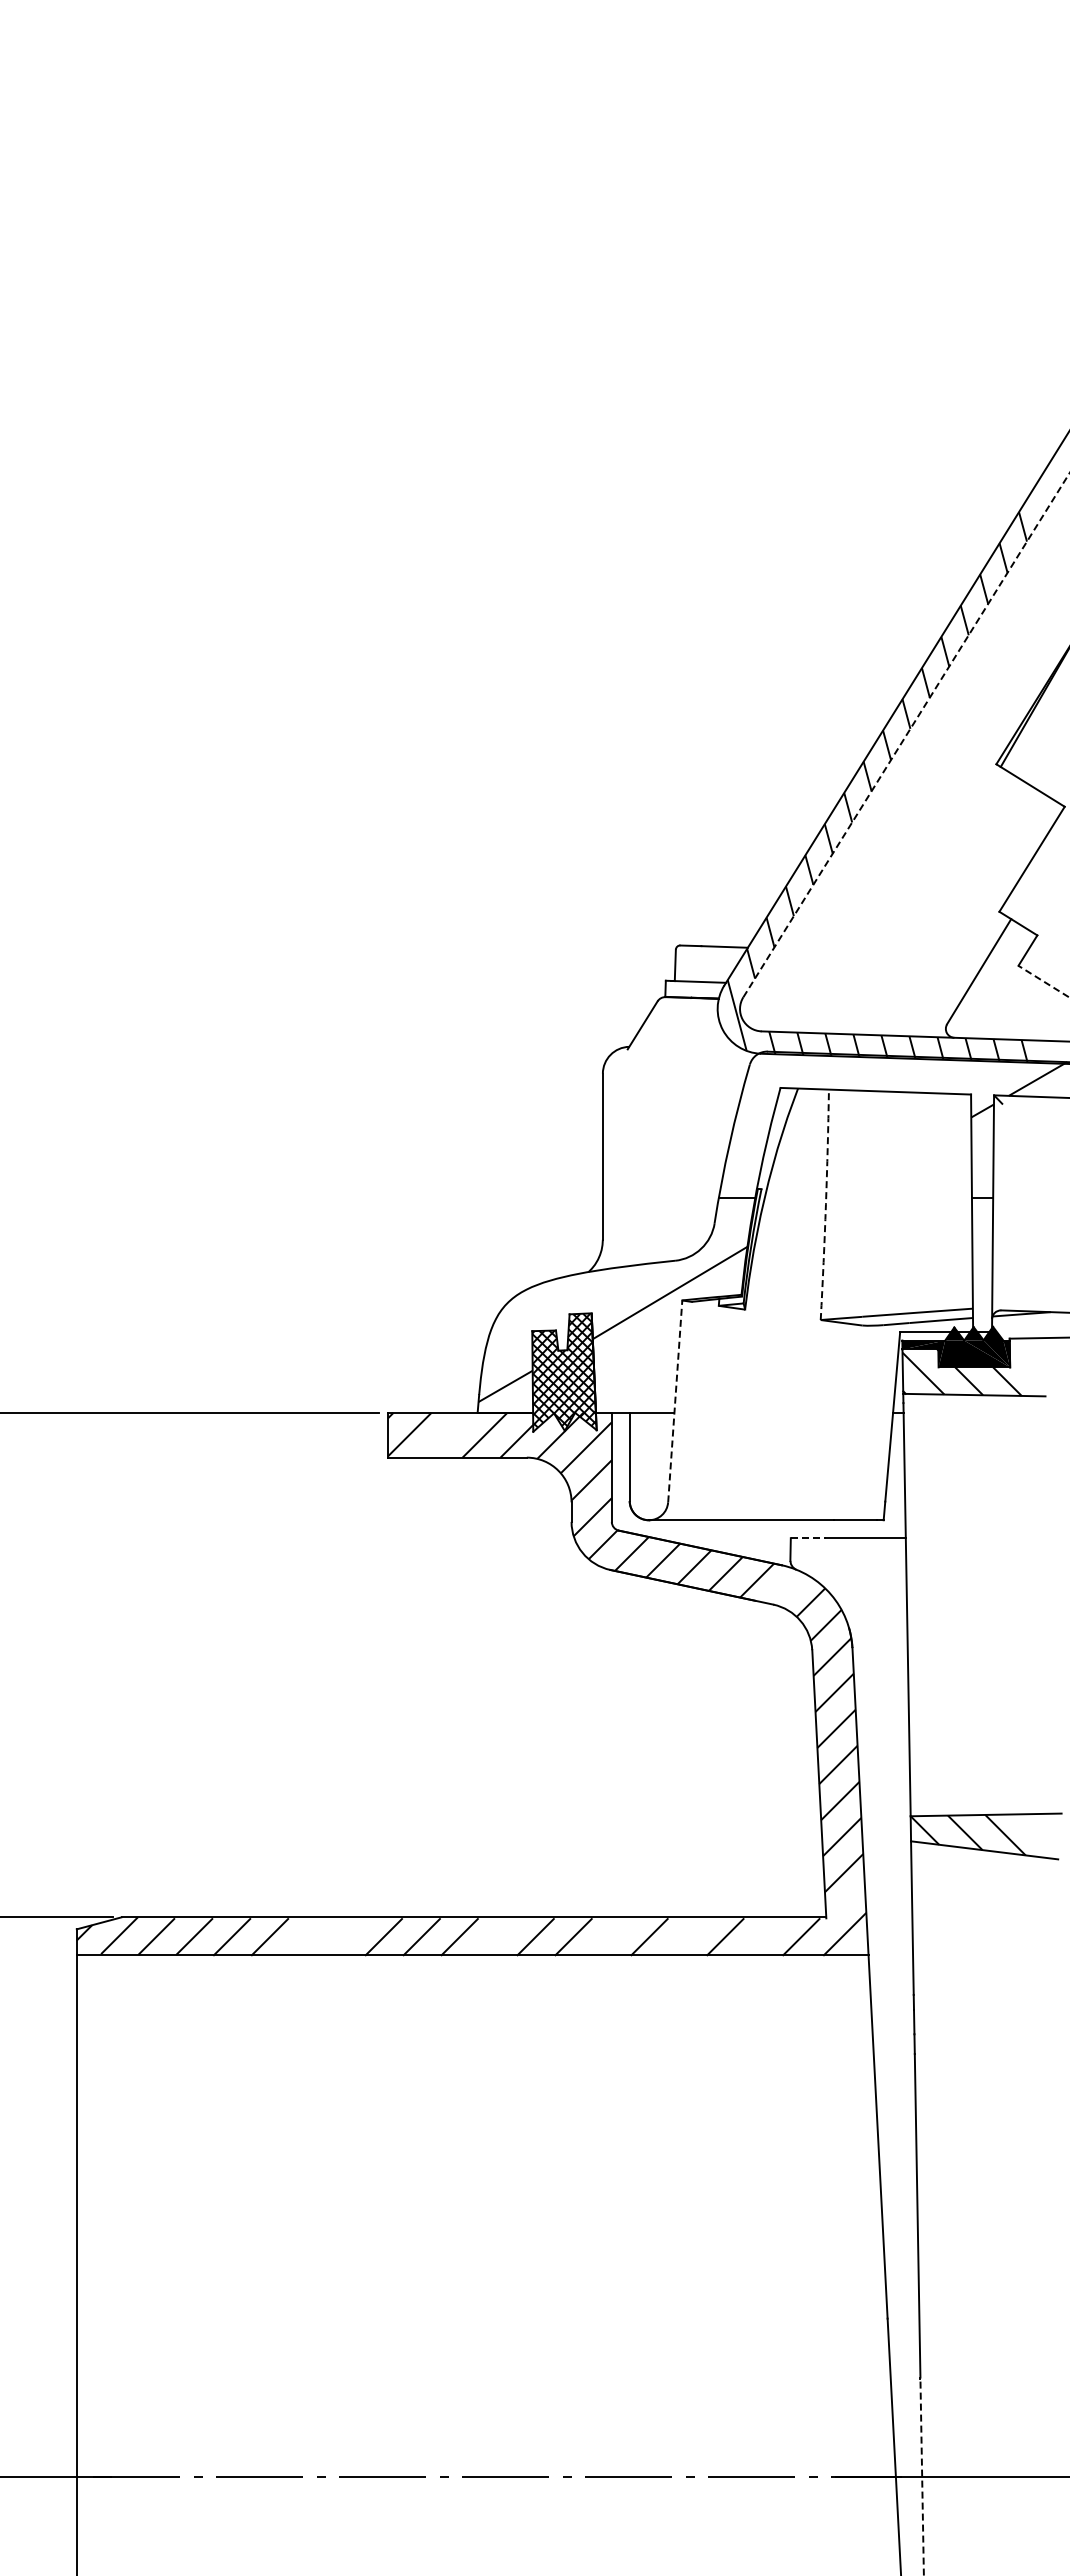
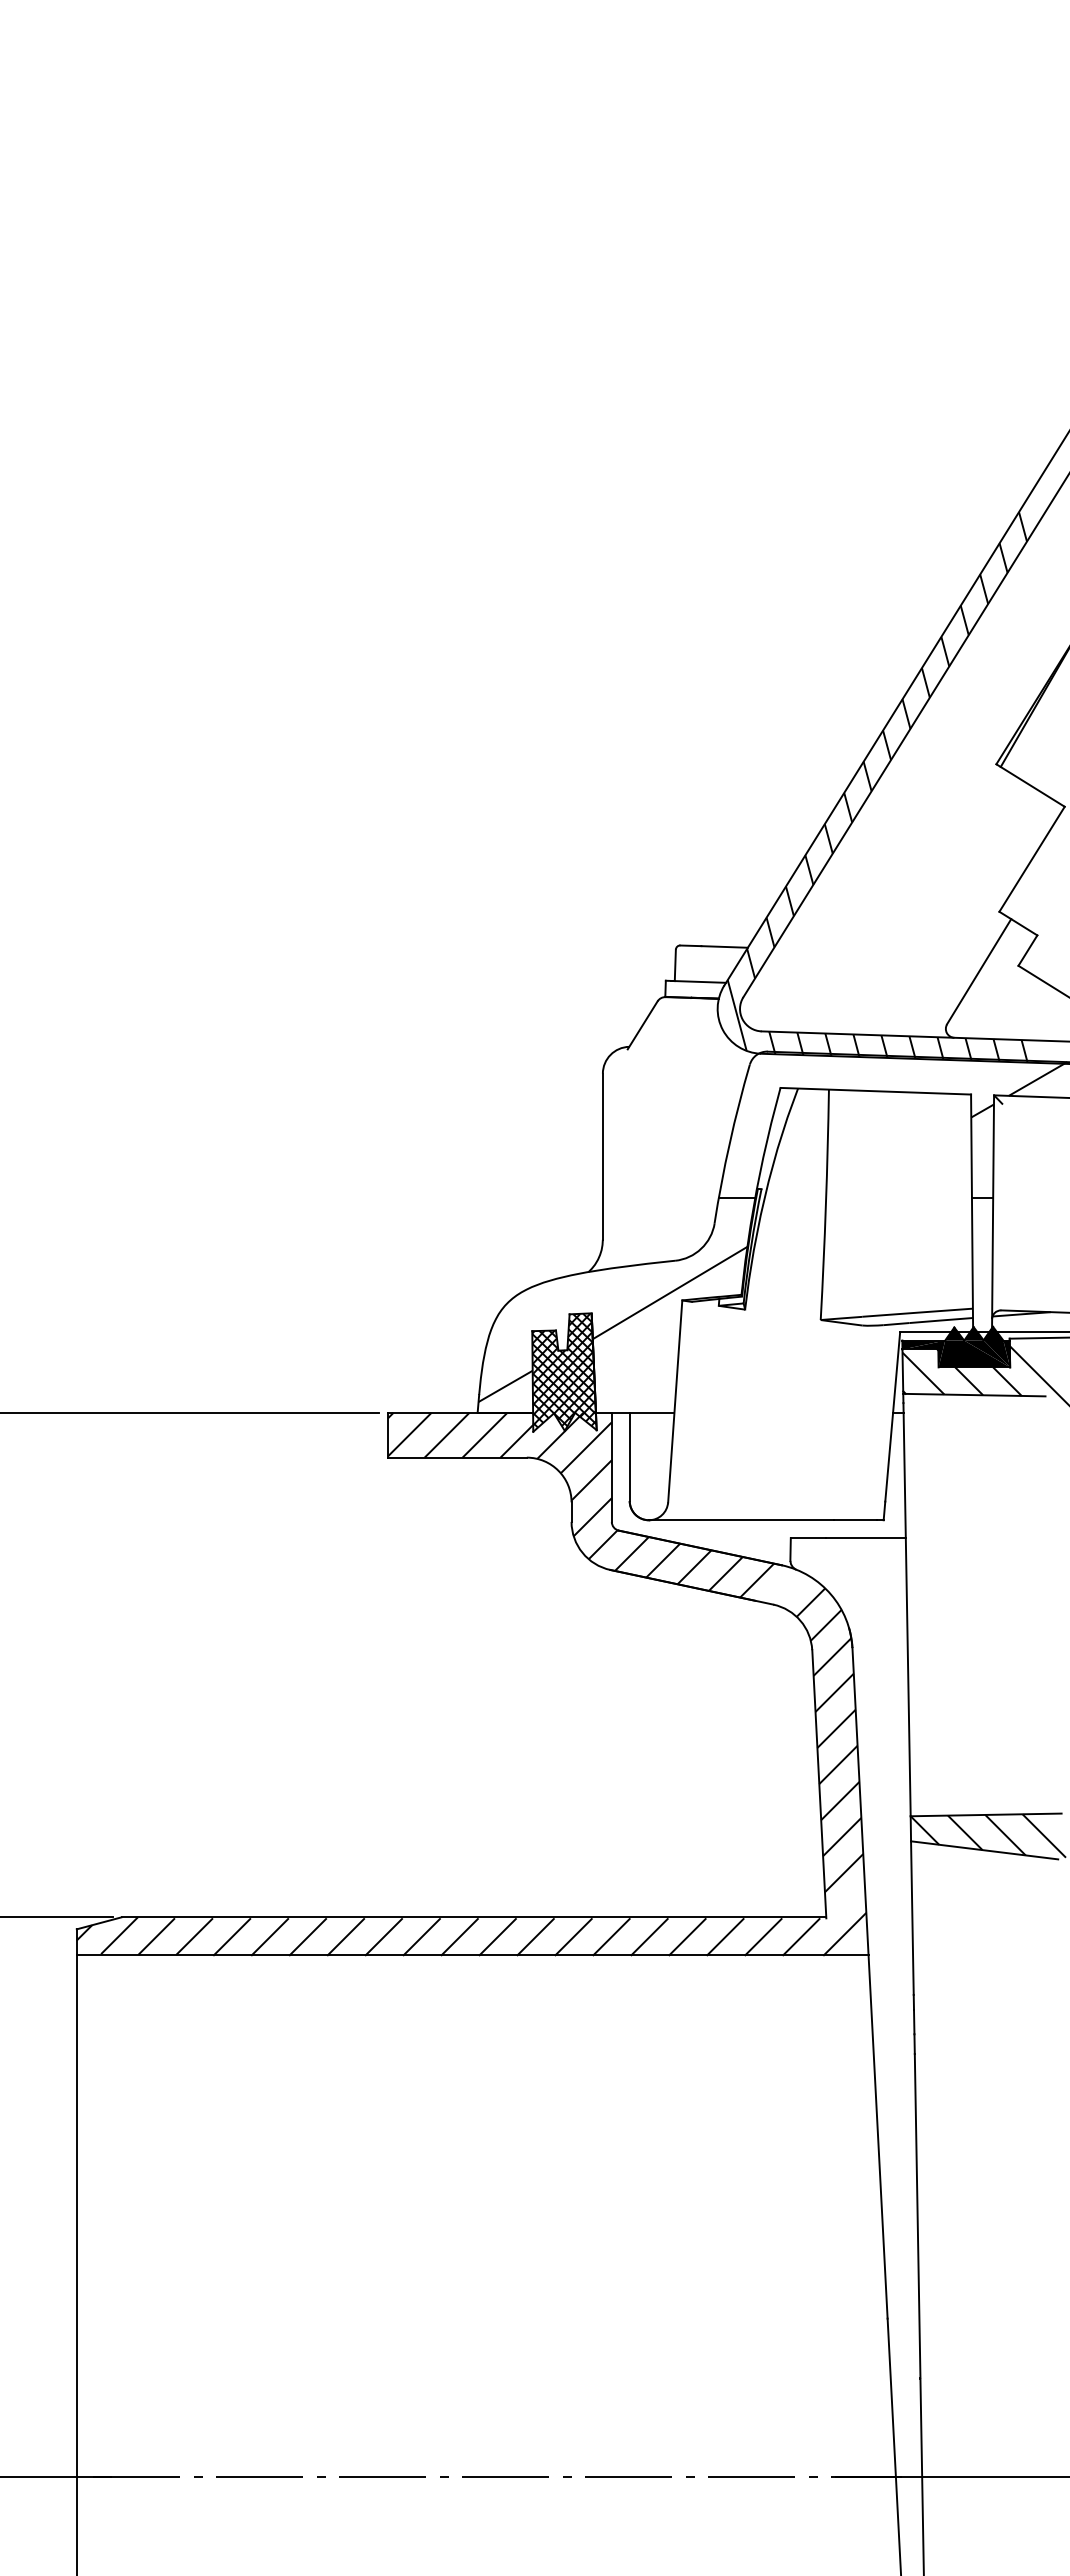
line: dashed -> solid (906, 734)
line: dashed -> solid (1043, 981)
arc: dashed -> solid (825, 1204)
line: none -> present (1031, 1332)
line: none -> present (1037, 1374)
line: dashed -> solid (675, 1400)
line: none -> present (446, 1434)
line: dashed -> solid (808, 1538)
line: none -> present (1043, 1835)
line: none -> present (307, 1936)
line: none -> present (345, 1936)
line: none -> present (497, 1936)
line: none -> present (611, 1936)
line: none -> present (687, 1936)
line: none -> present (763, 1936)
line: dashed -> solid (922, 2477)
